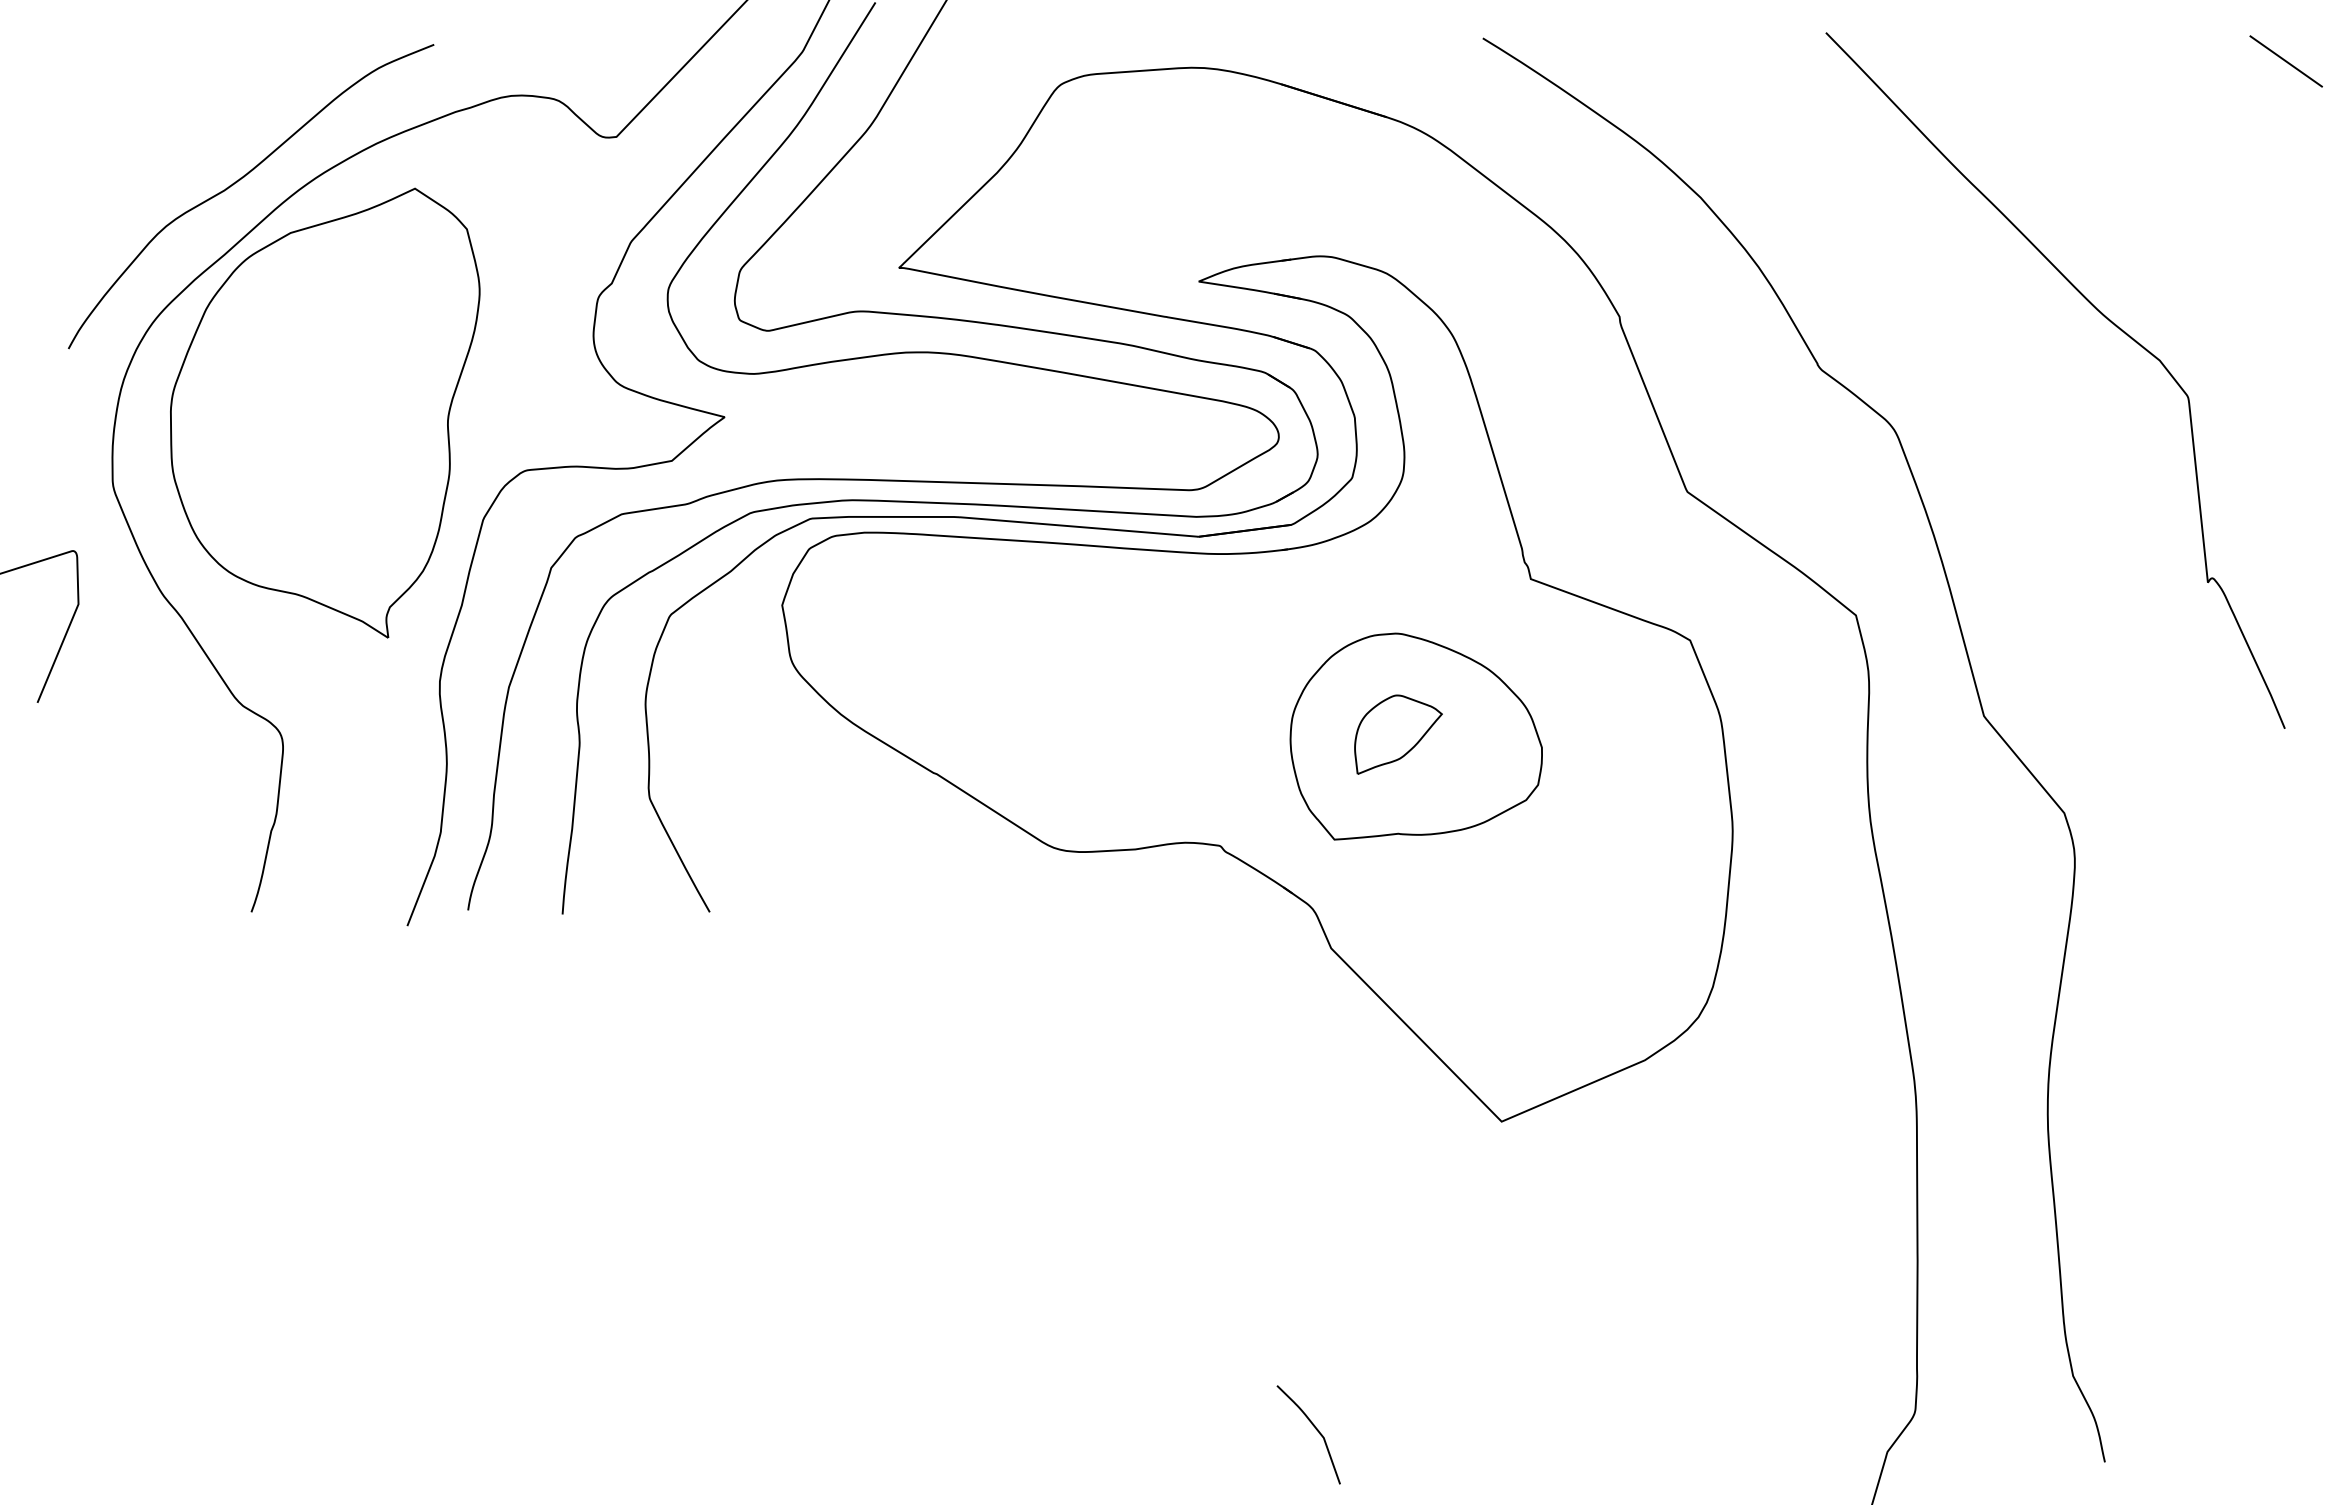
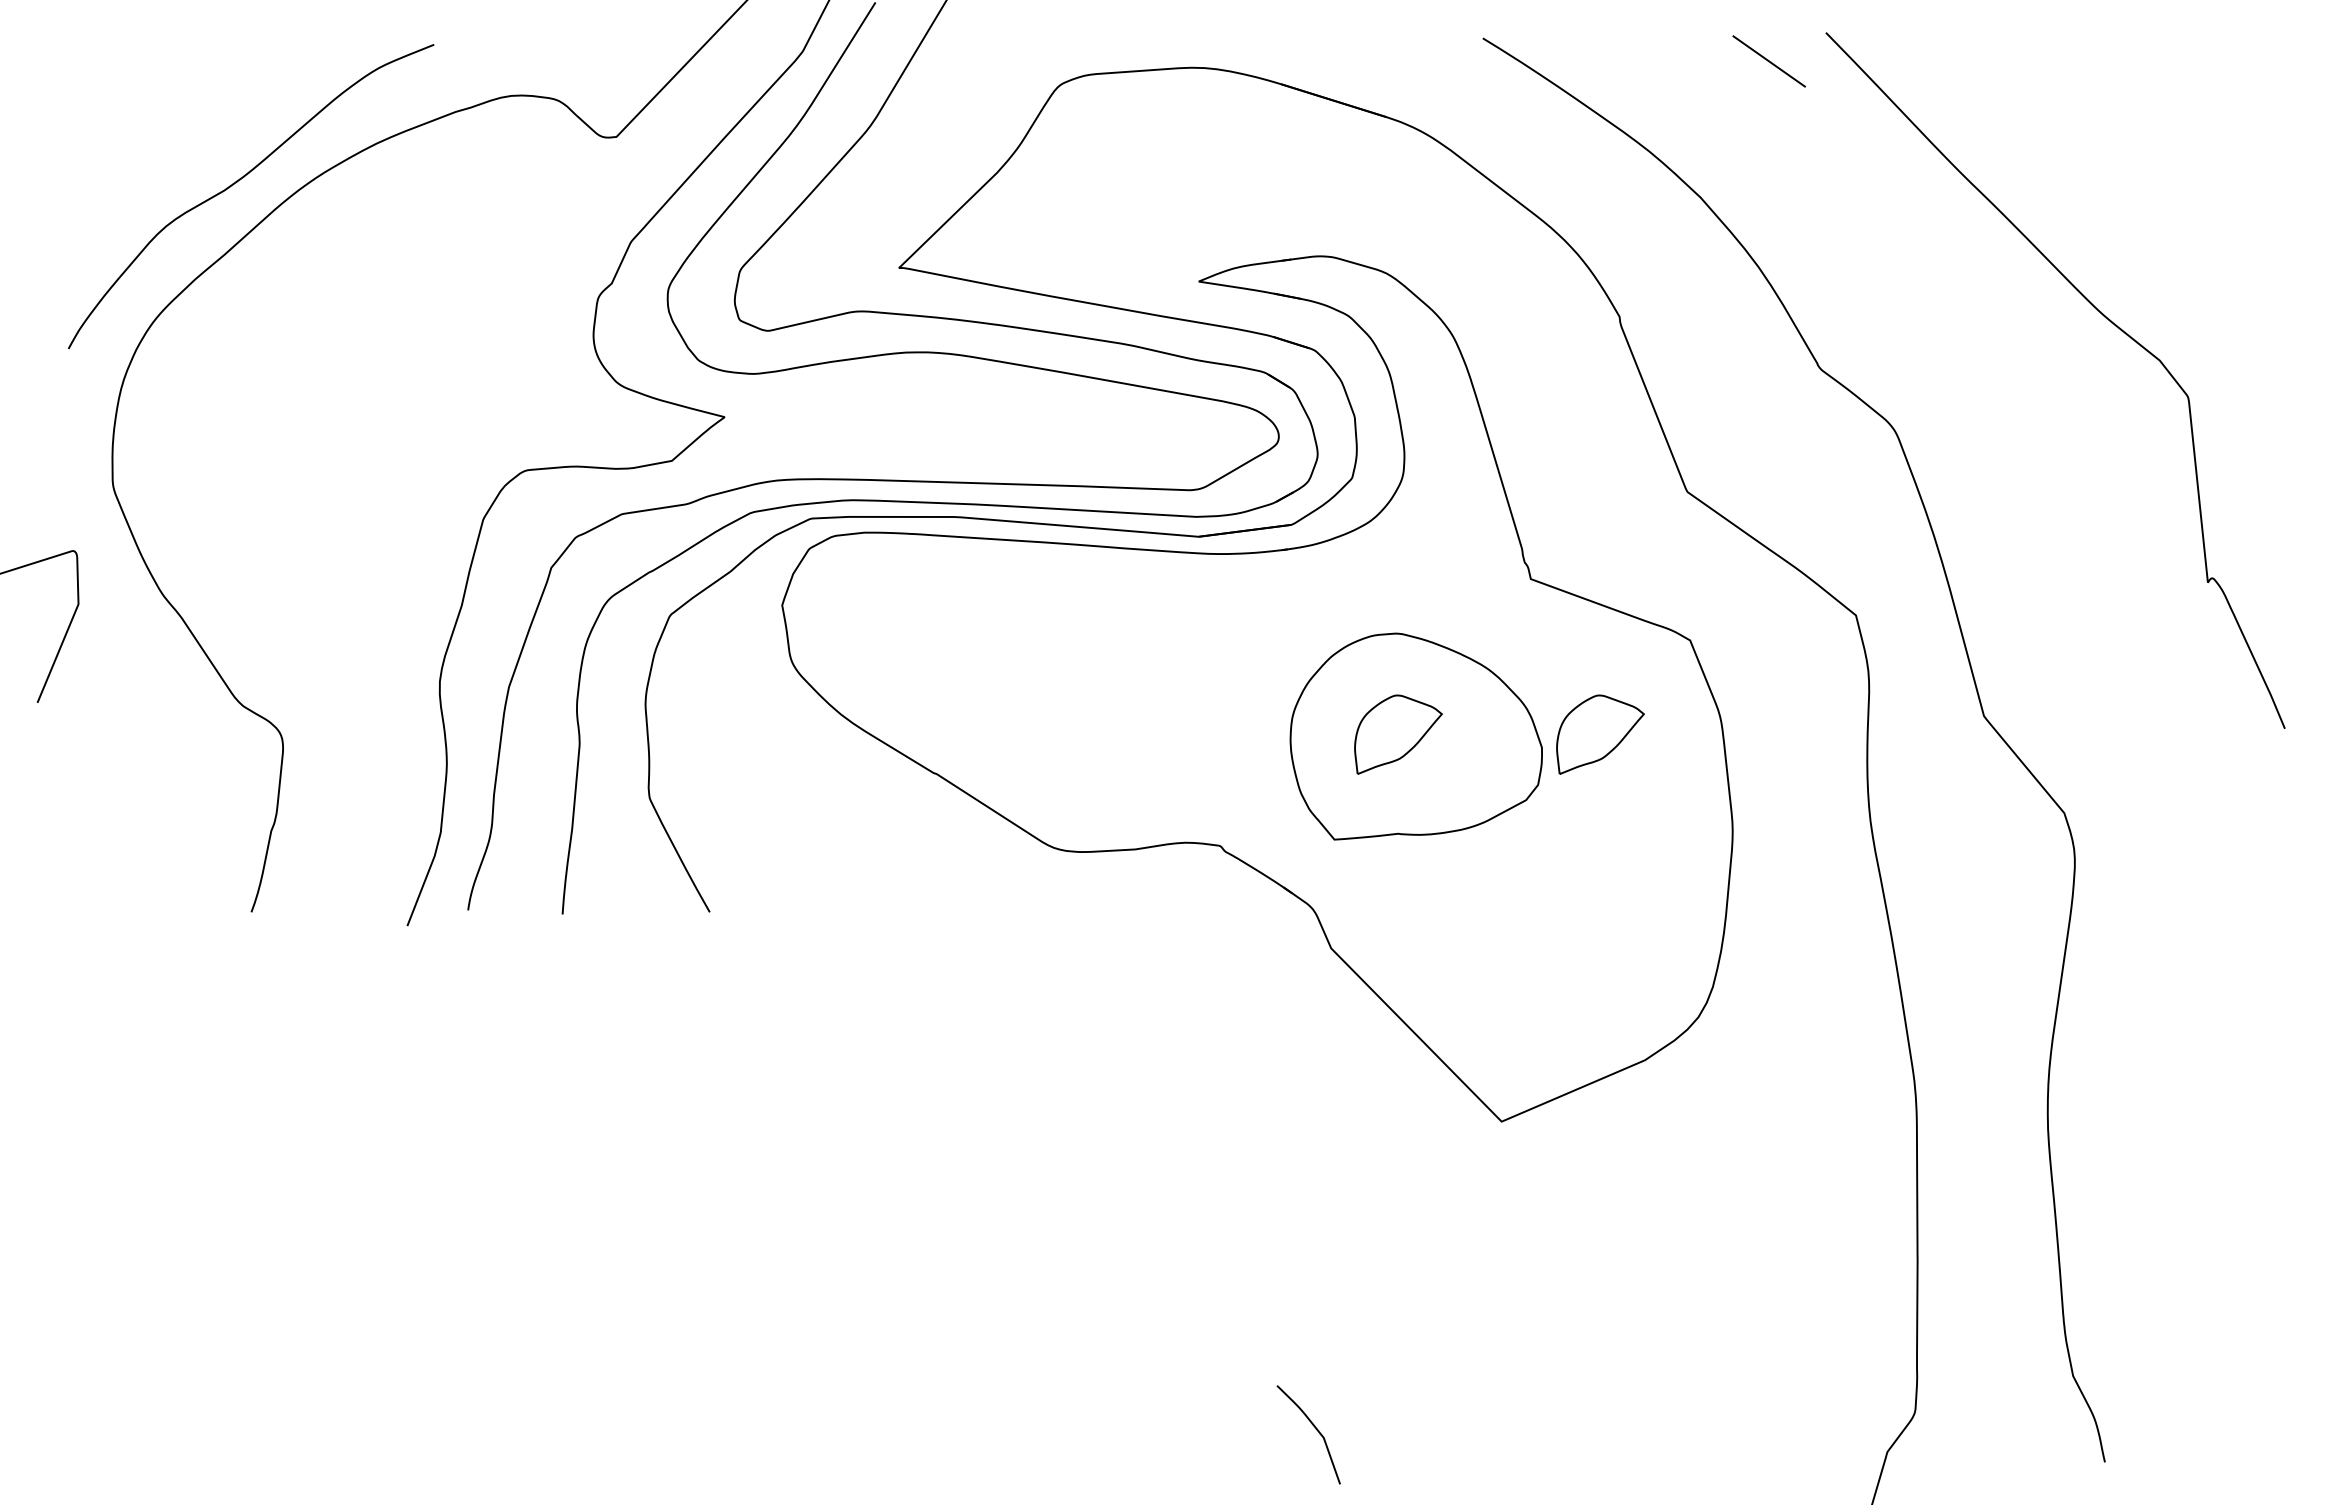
line position: (2285, 61) -> (1768, 61) (1768, 61)
part: present -> none (325, 412)
part: none -> present (1600, 734)
